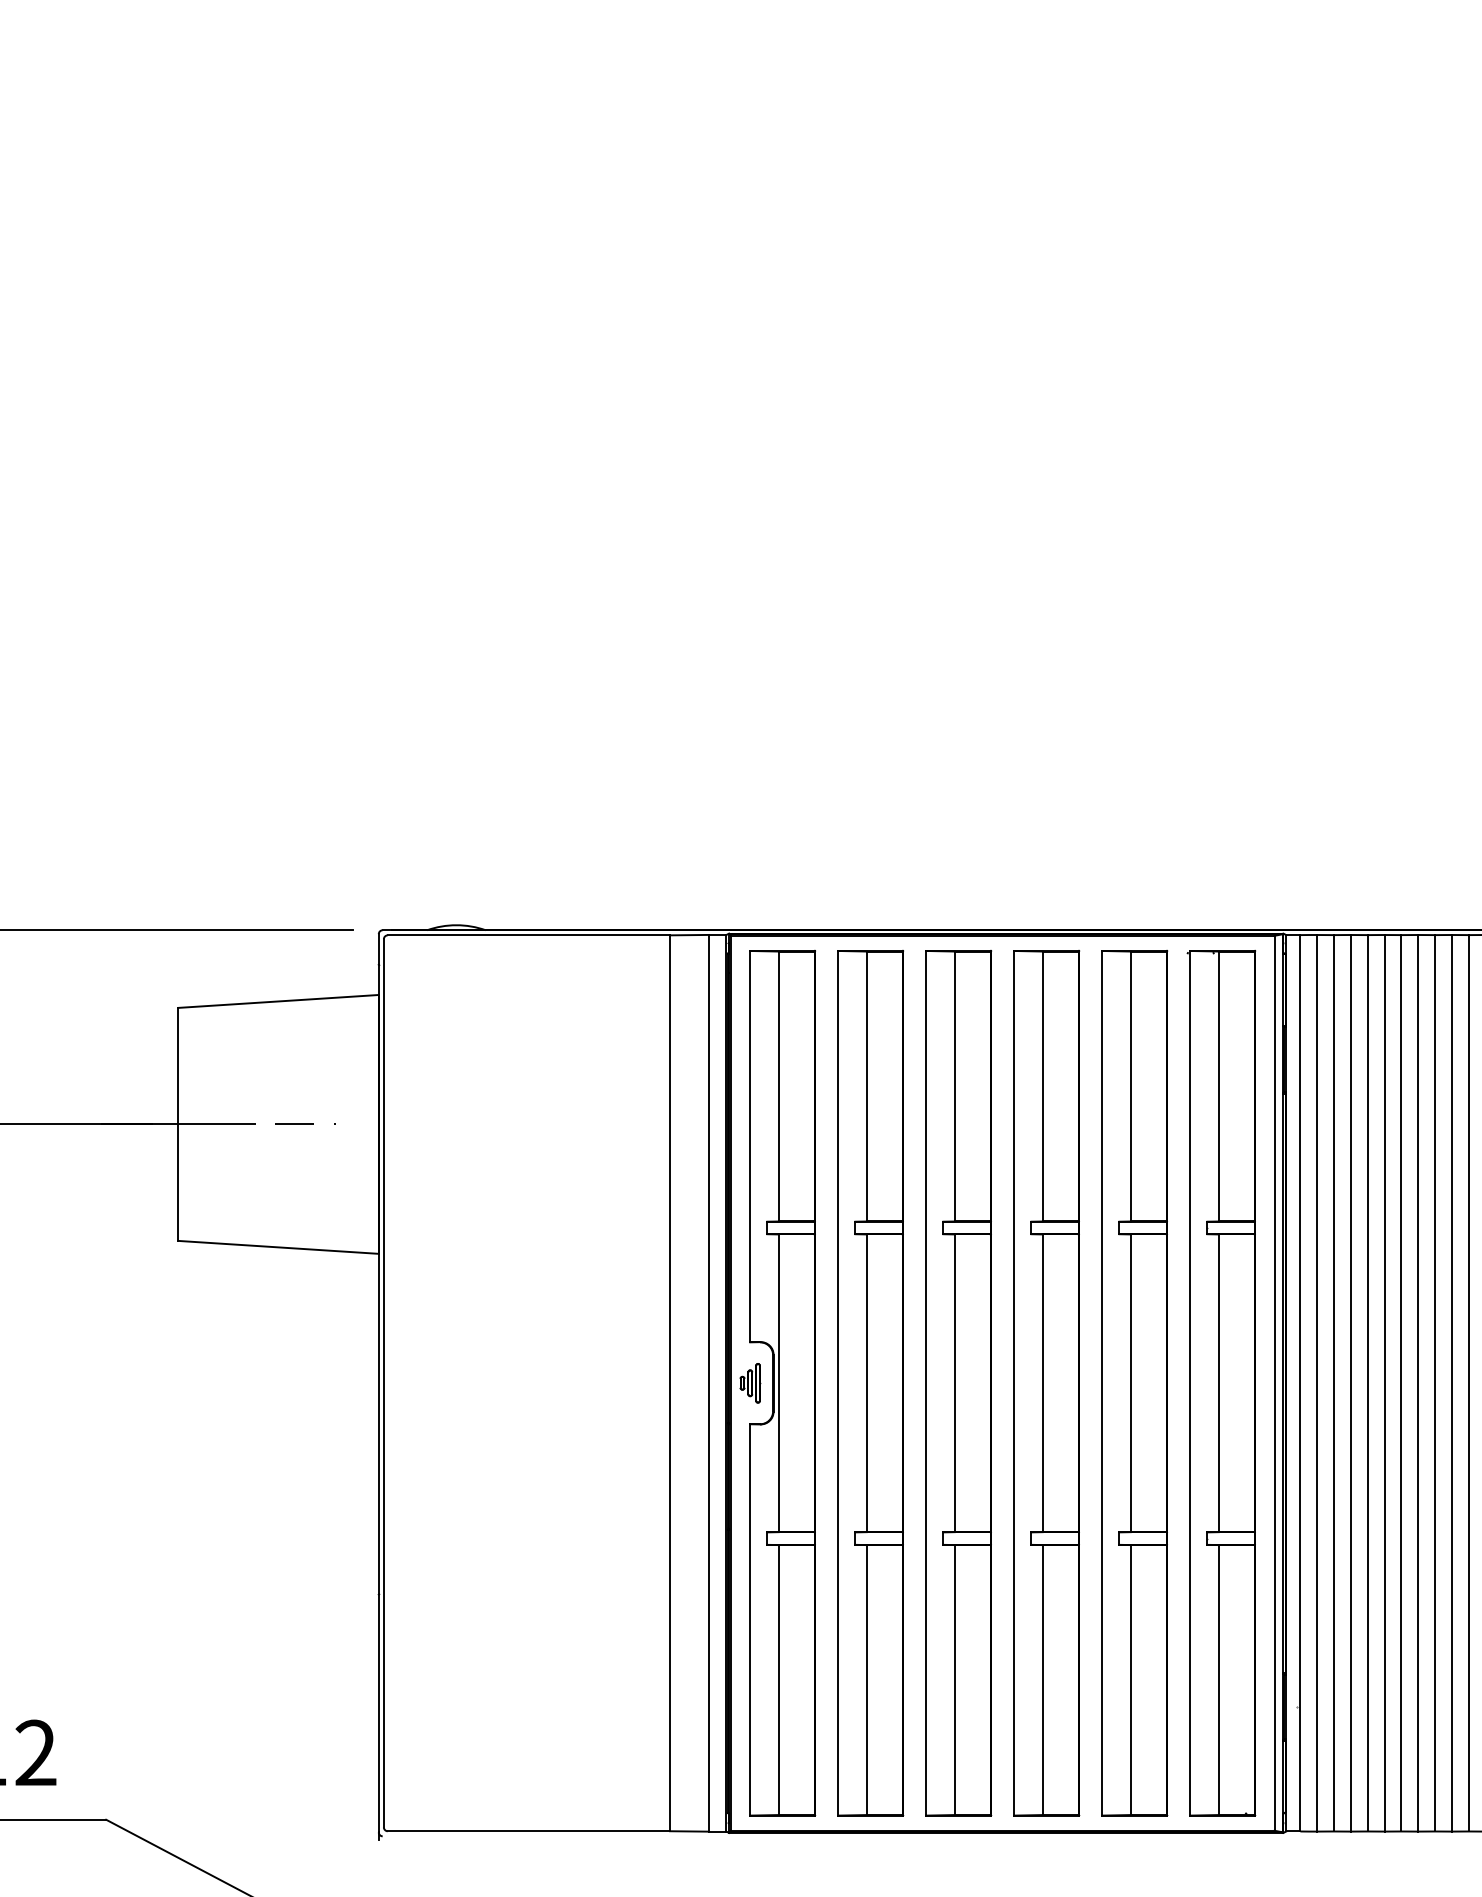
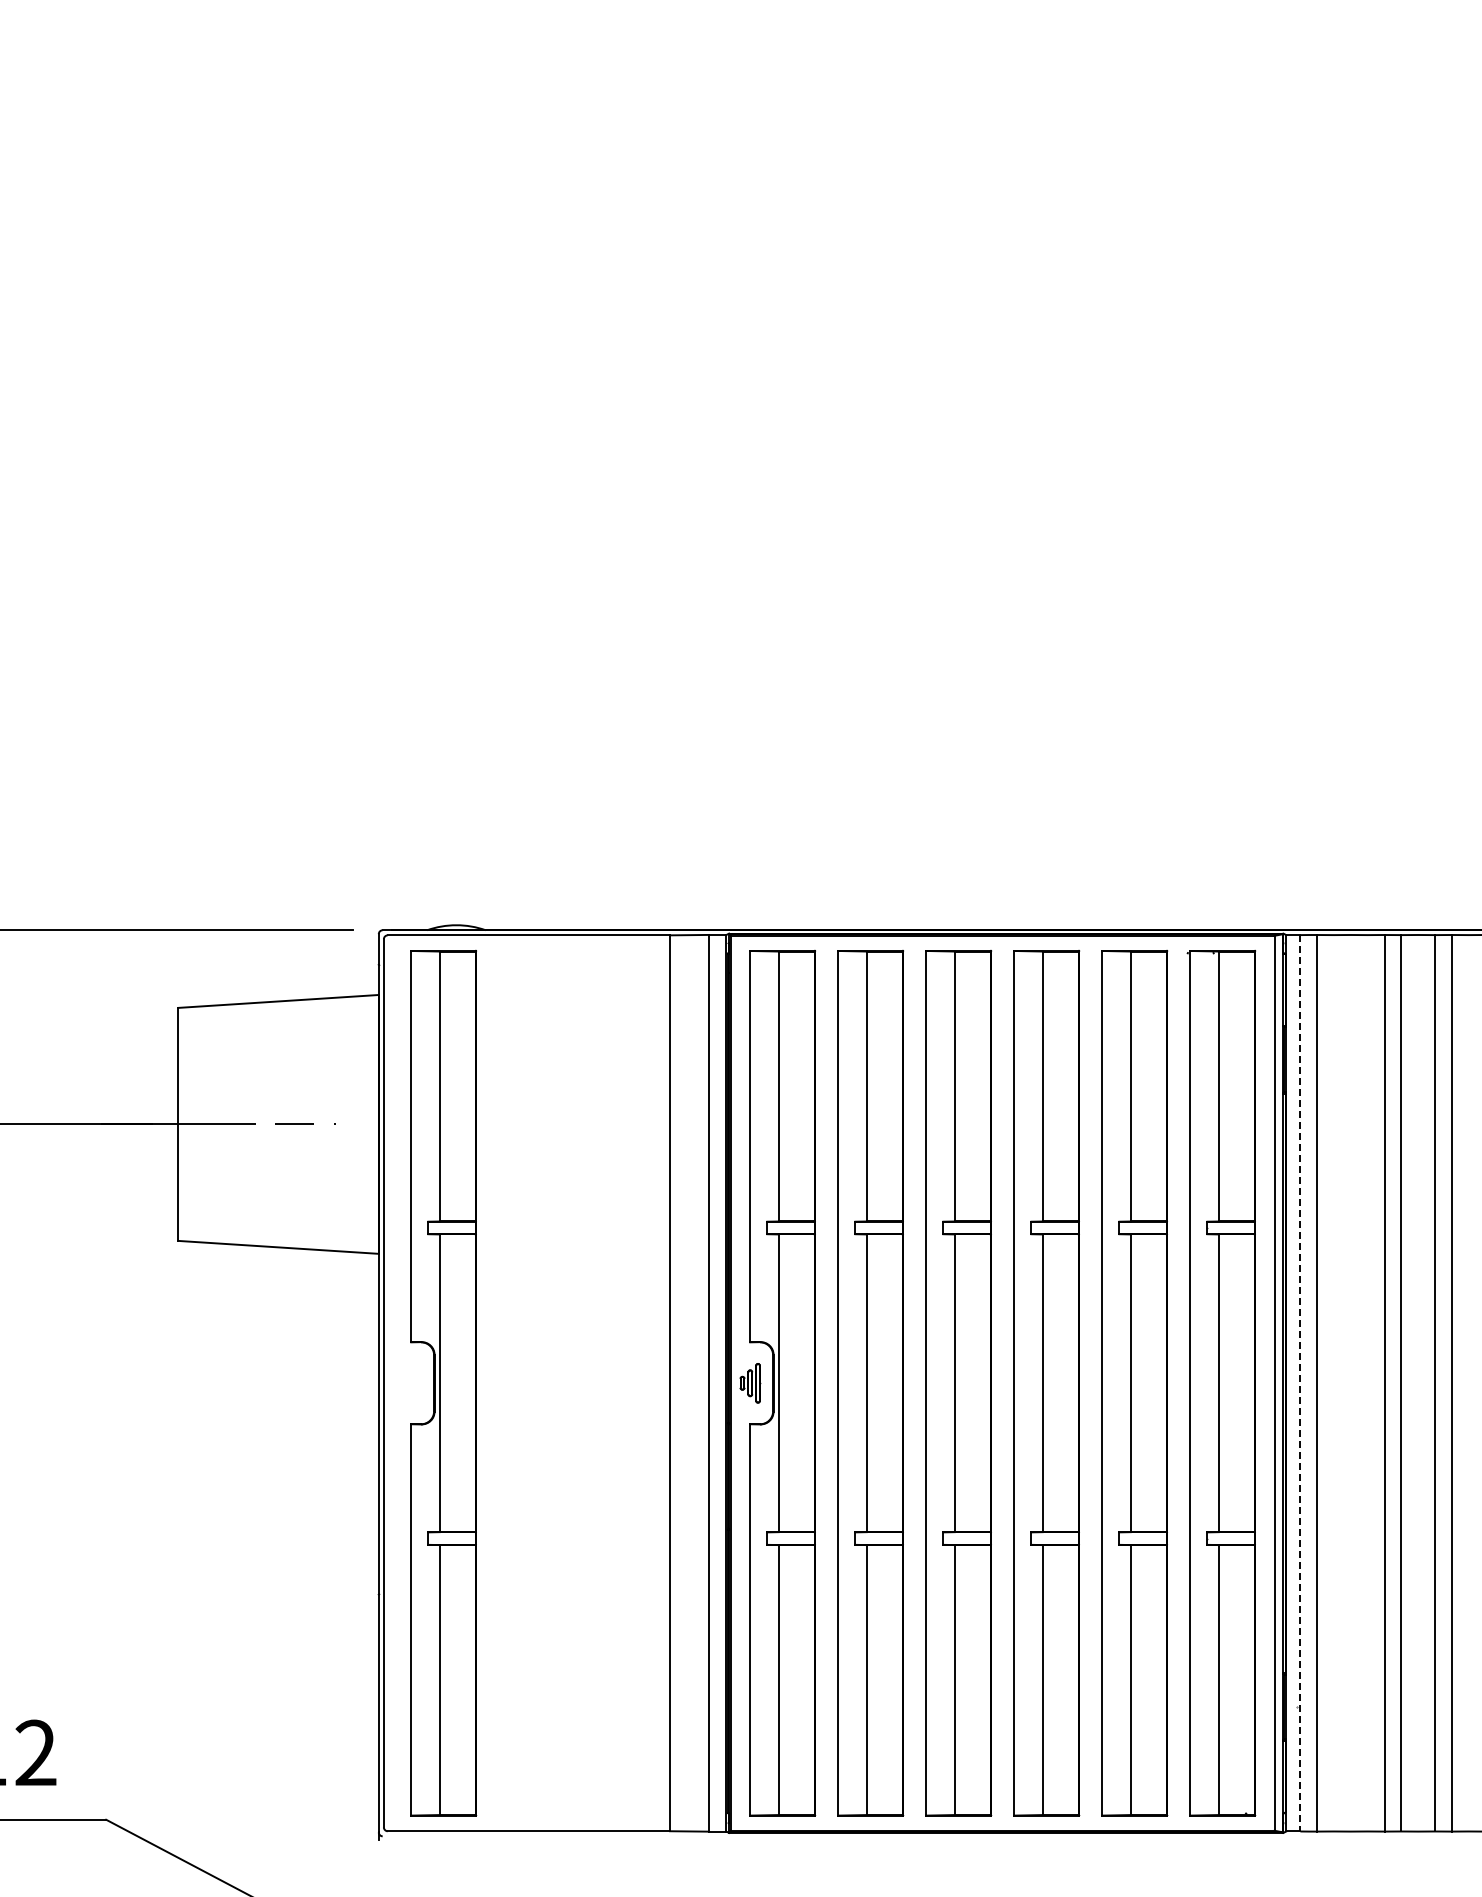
part: none -> present (443, 1382)
line: solid -> dashed (1300, 1383)
line: present -> none (1334, 1383)
line: present -> none (1350, 1383)
line: present -> none (1367, 1383)
line: present -> none (1418, 1383)
line: present -> none (1468, 1383)
